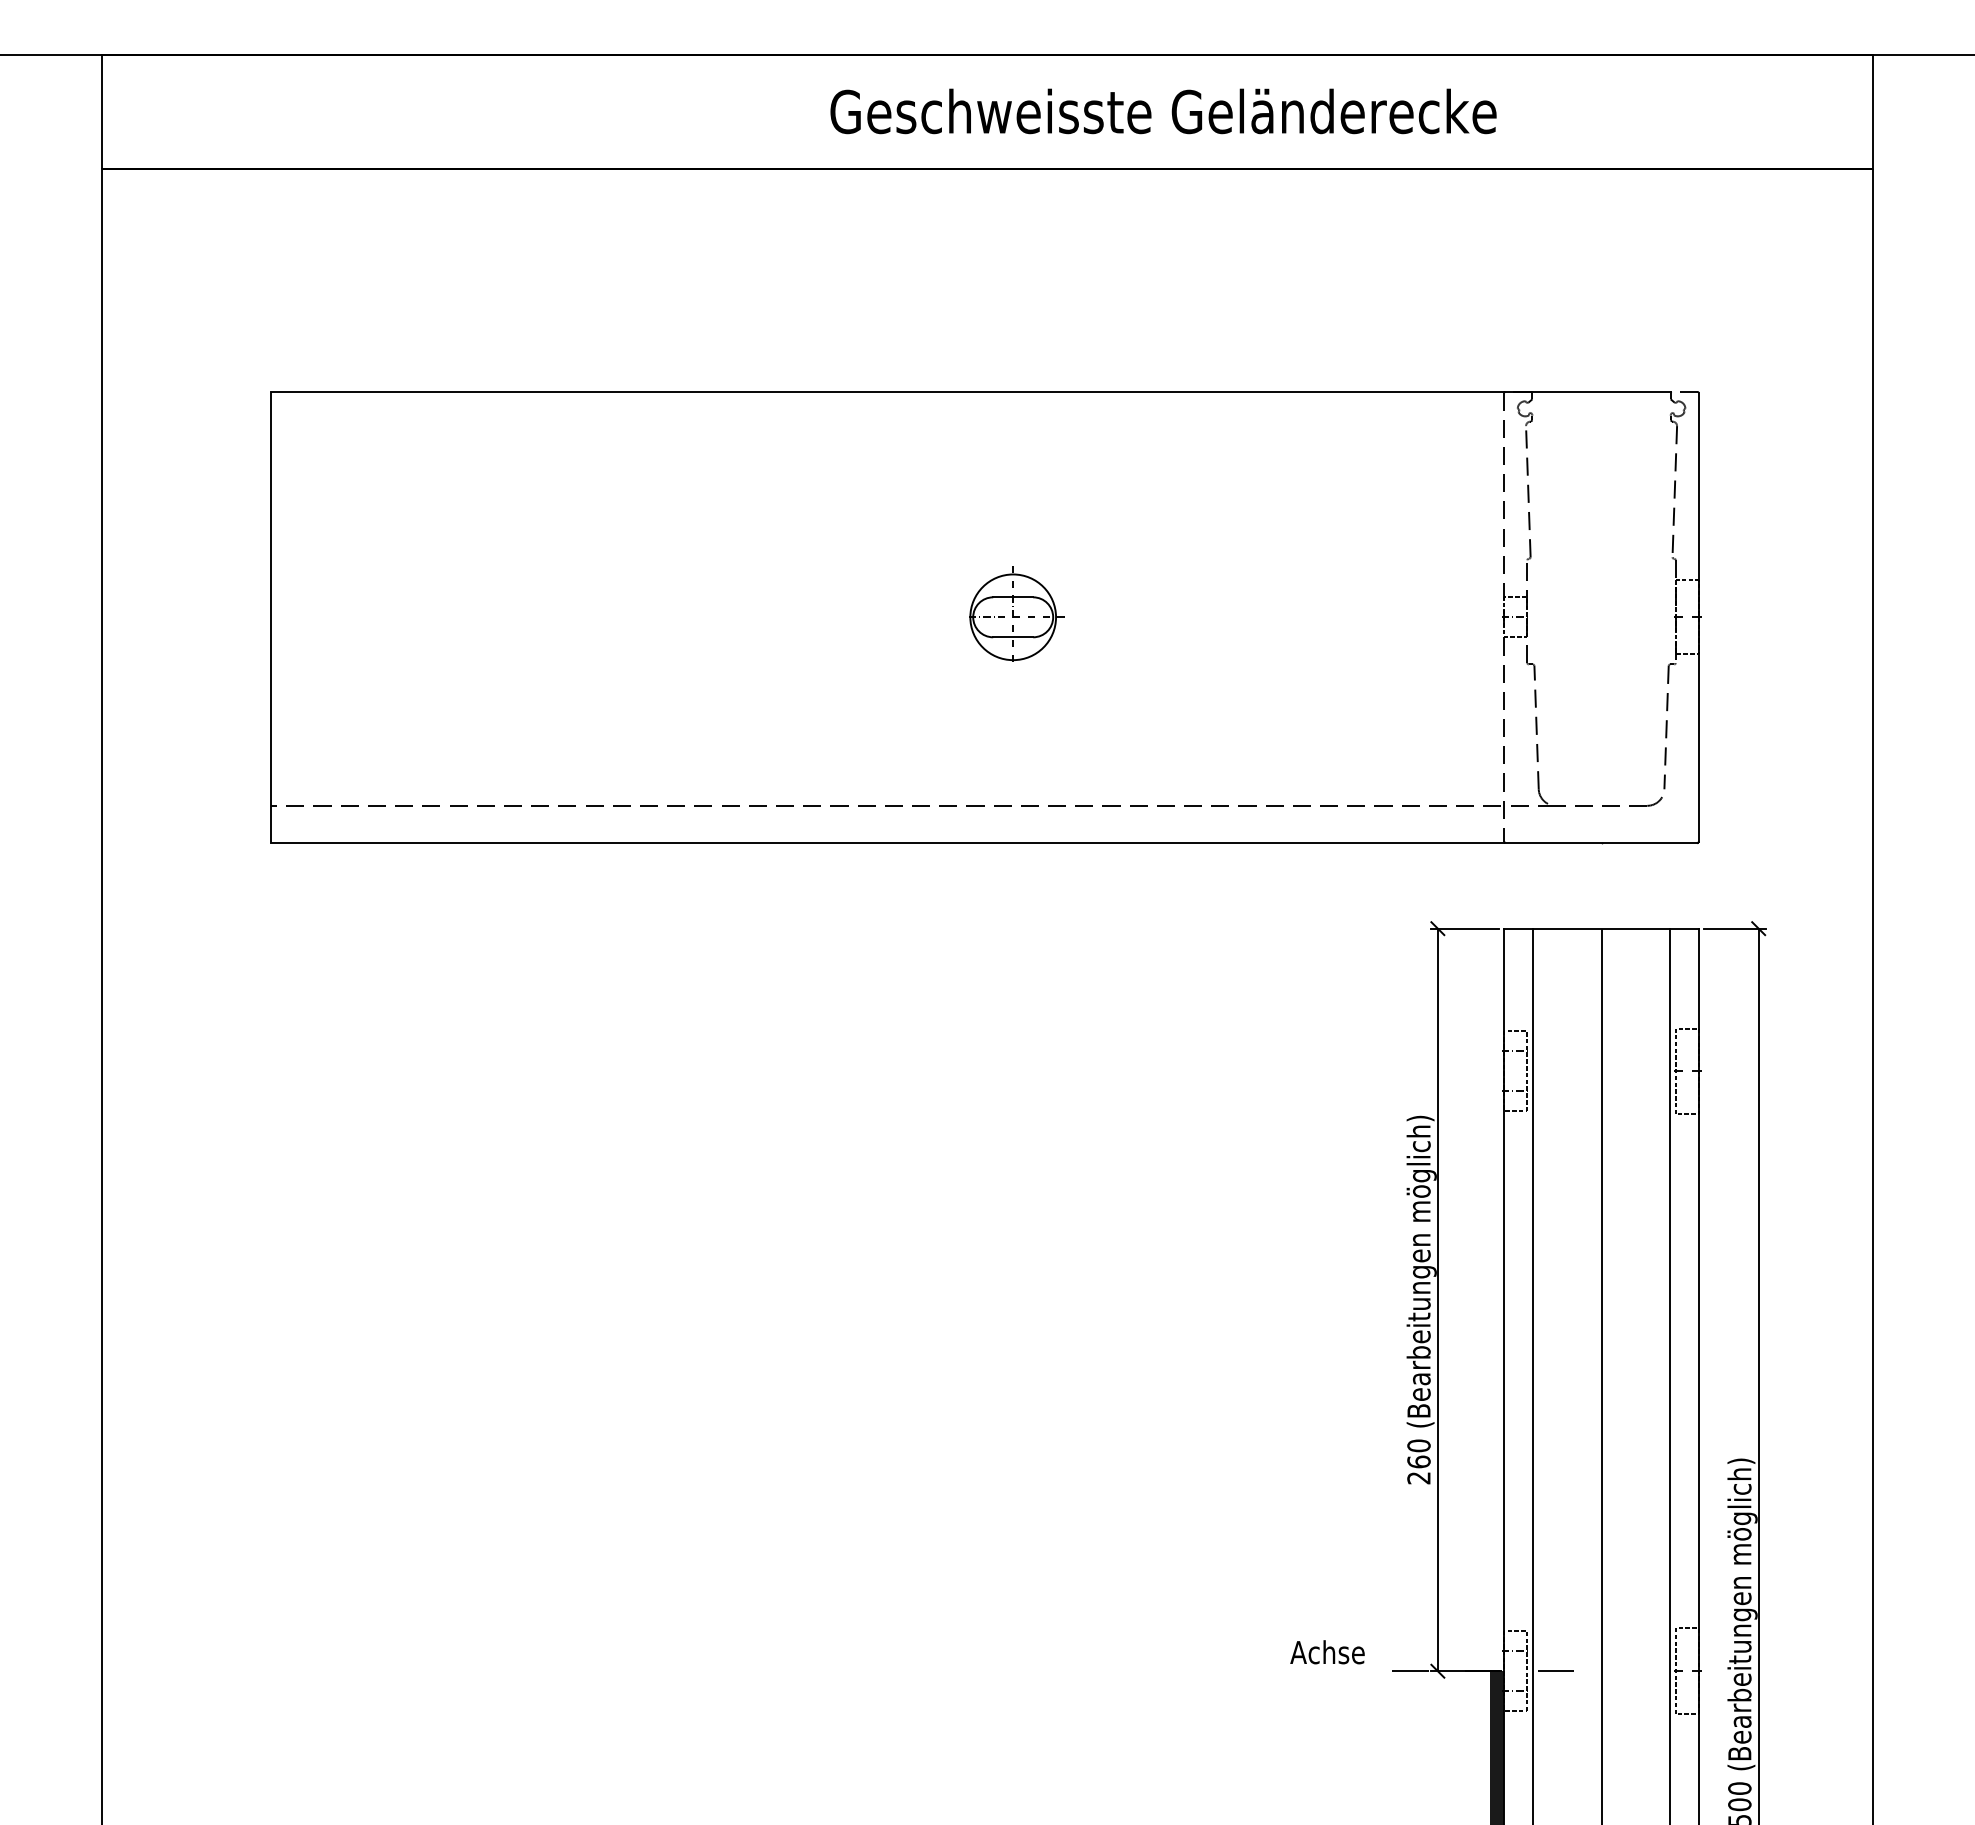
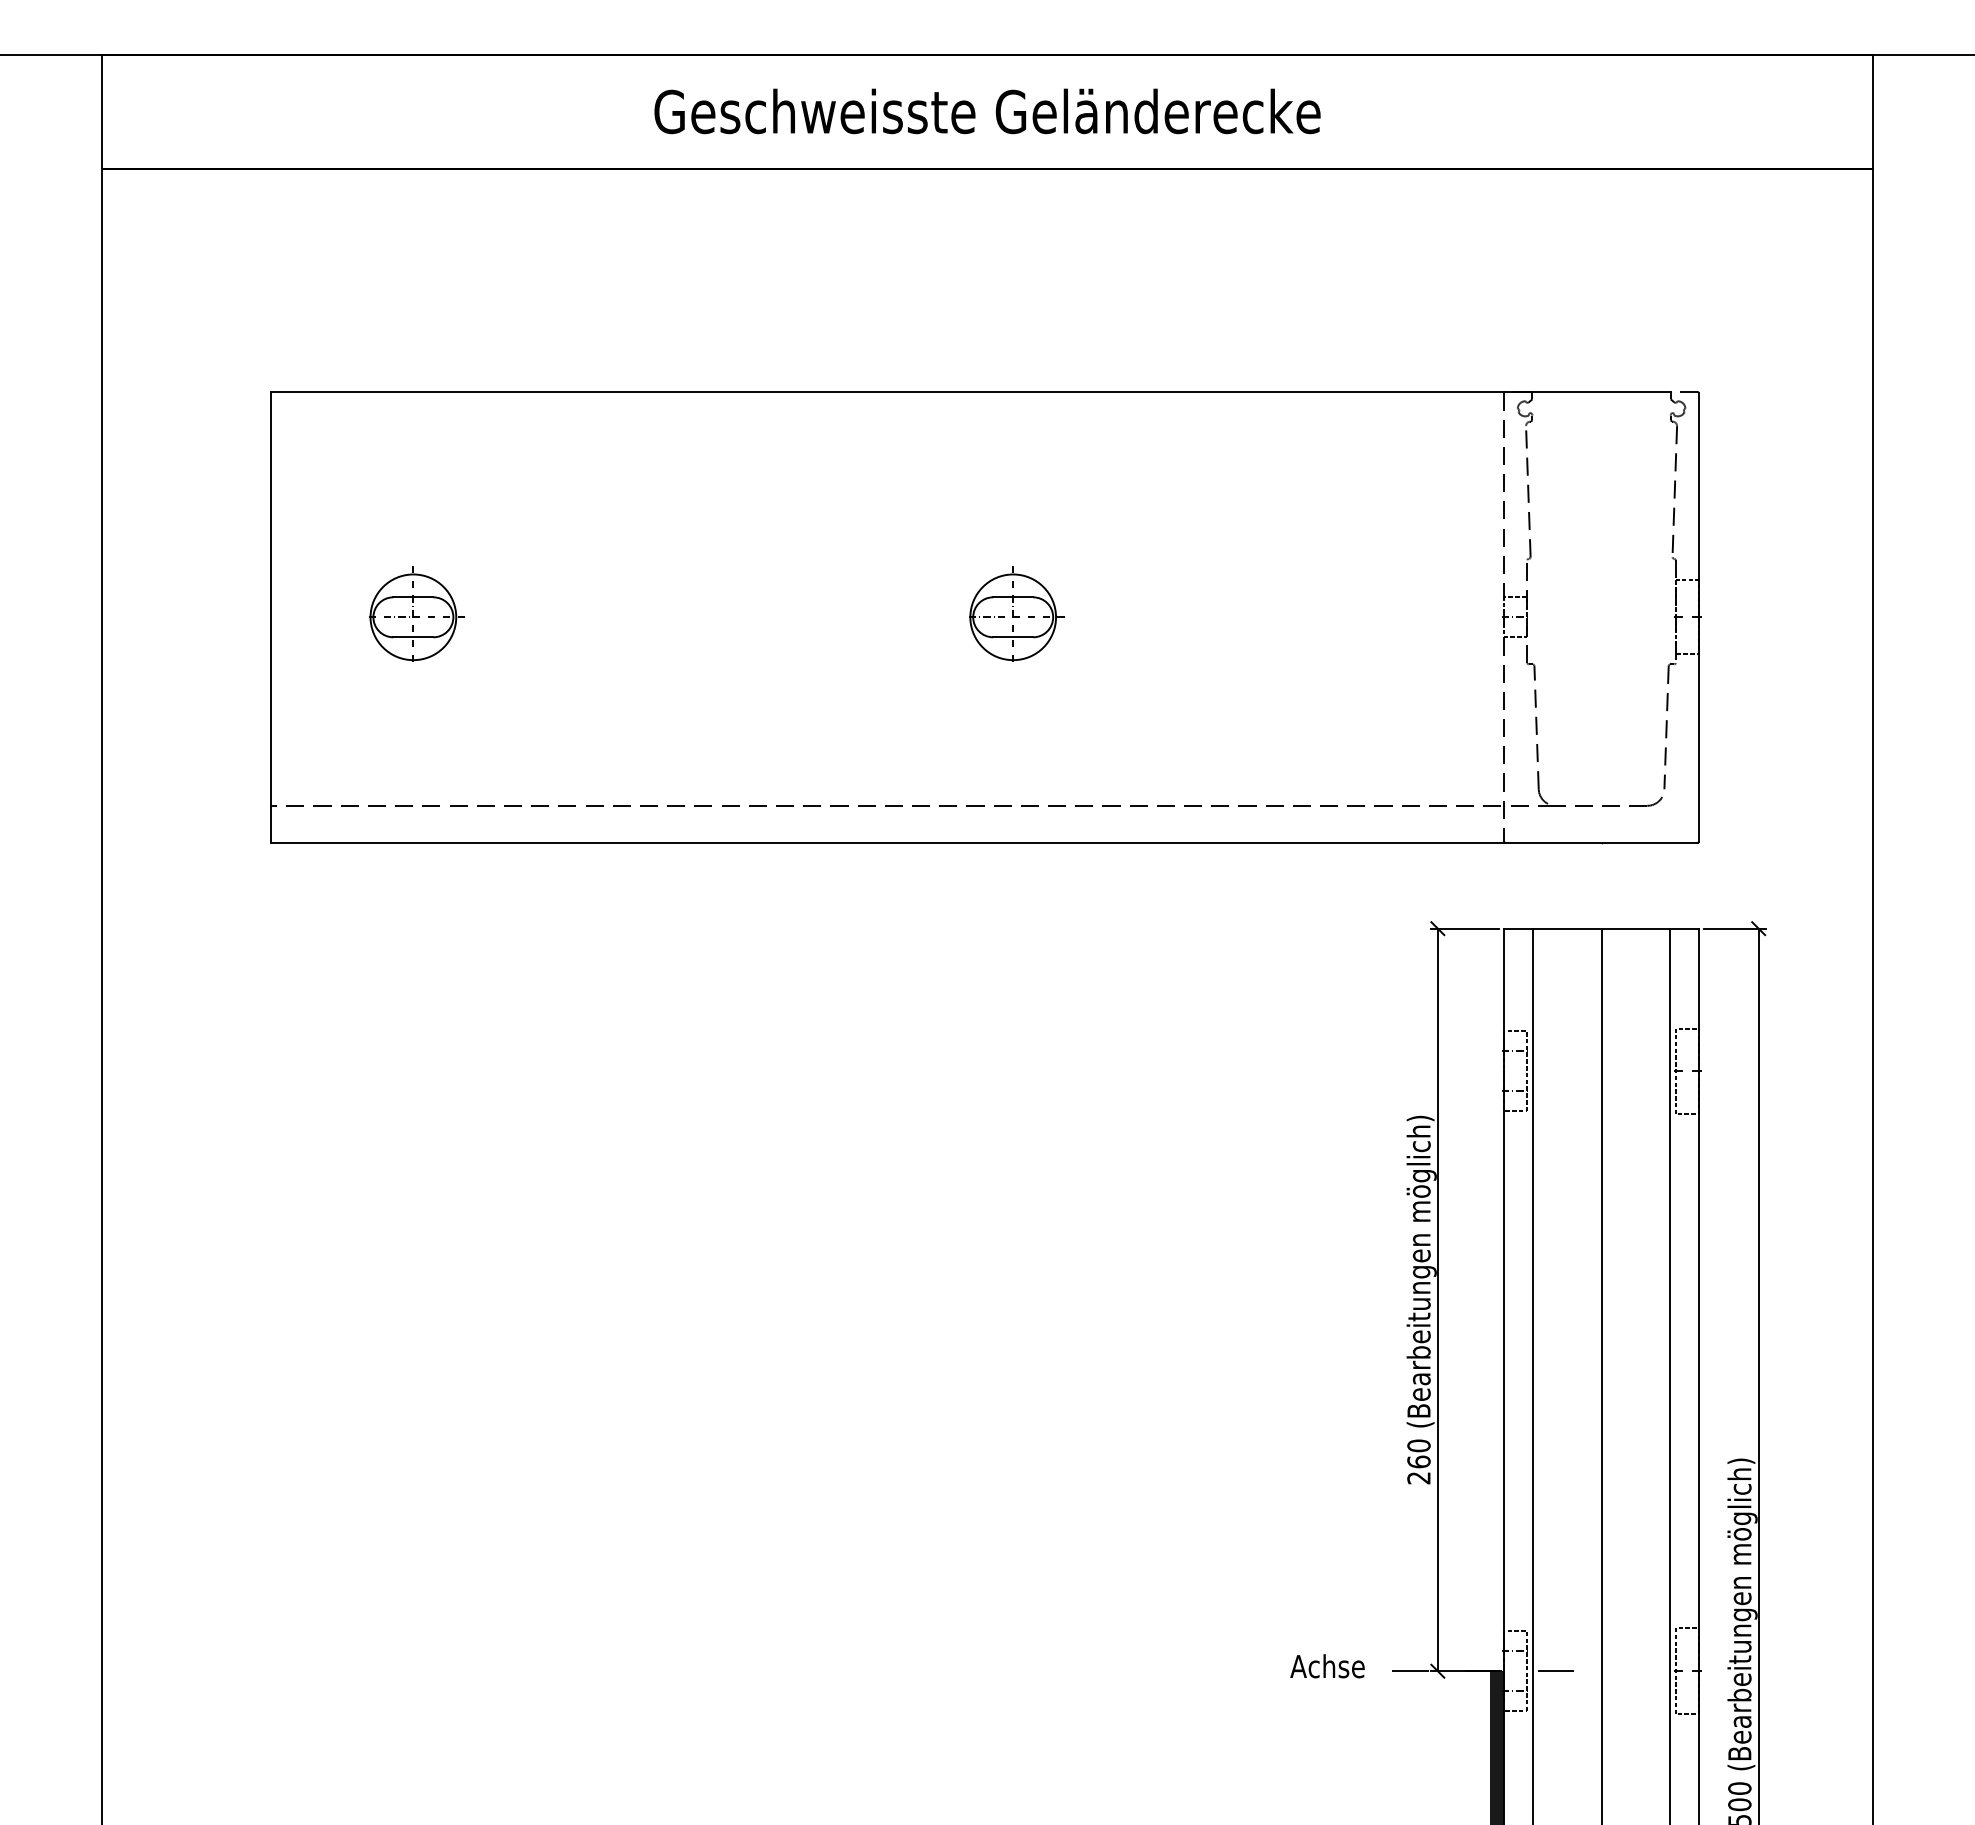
text position: (1163, 111) -> (987, 111) (987, 111)
part: none -> present (416, 613)
text position: (1327, 1652) -> (1327, 1666) (1327, 1666)
